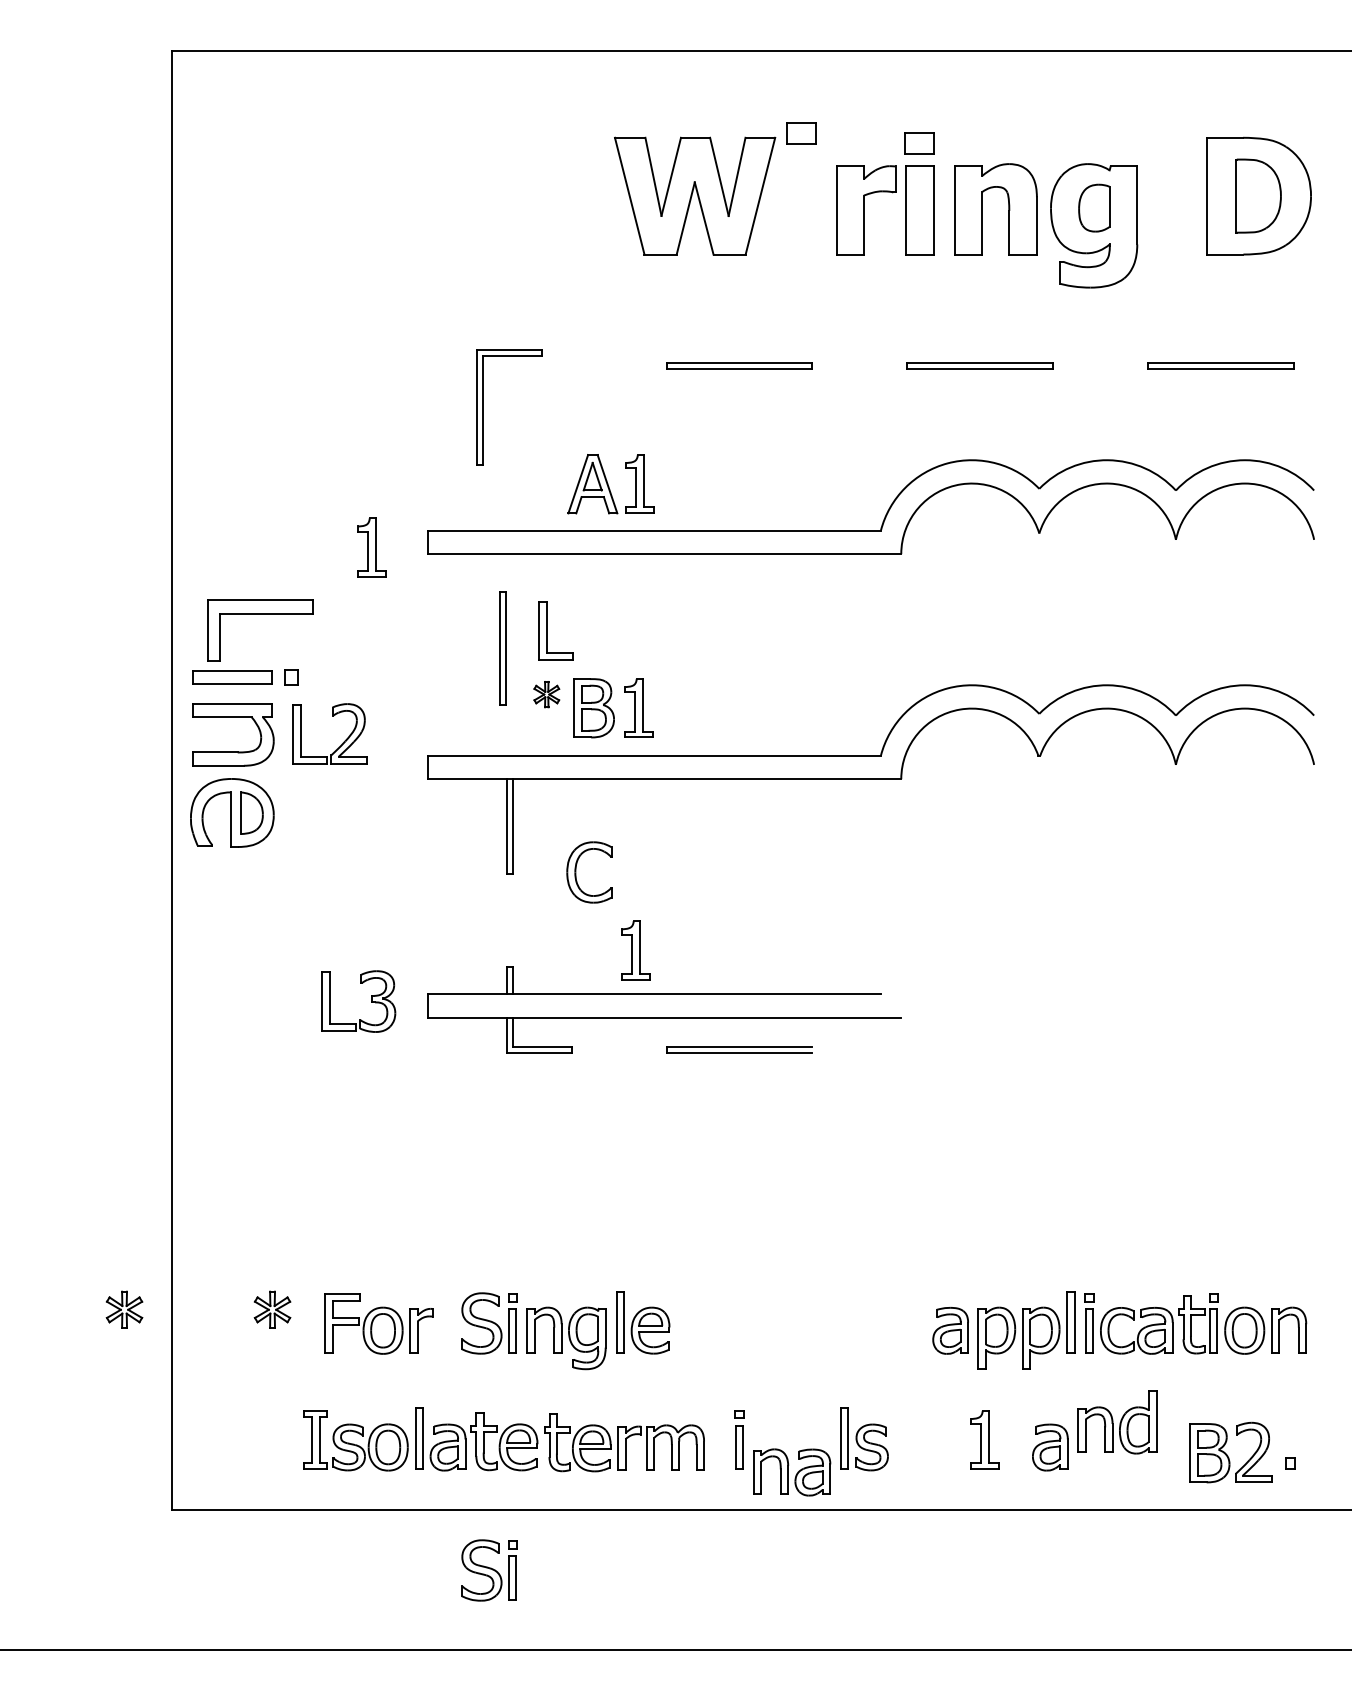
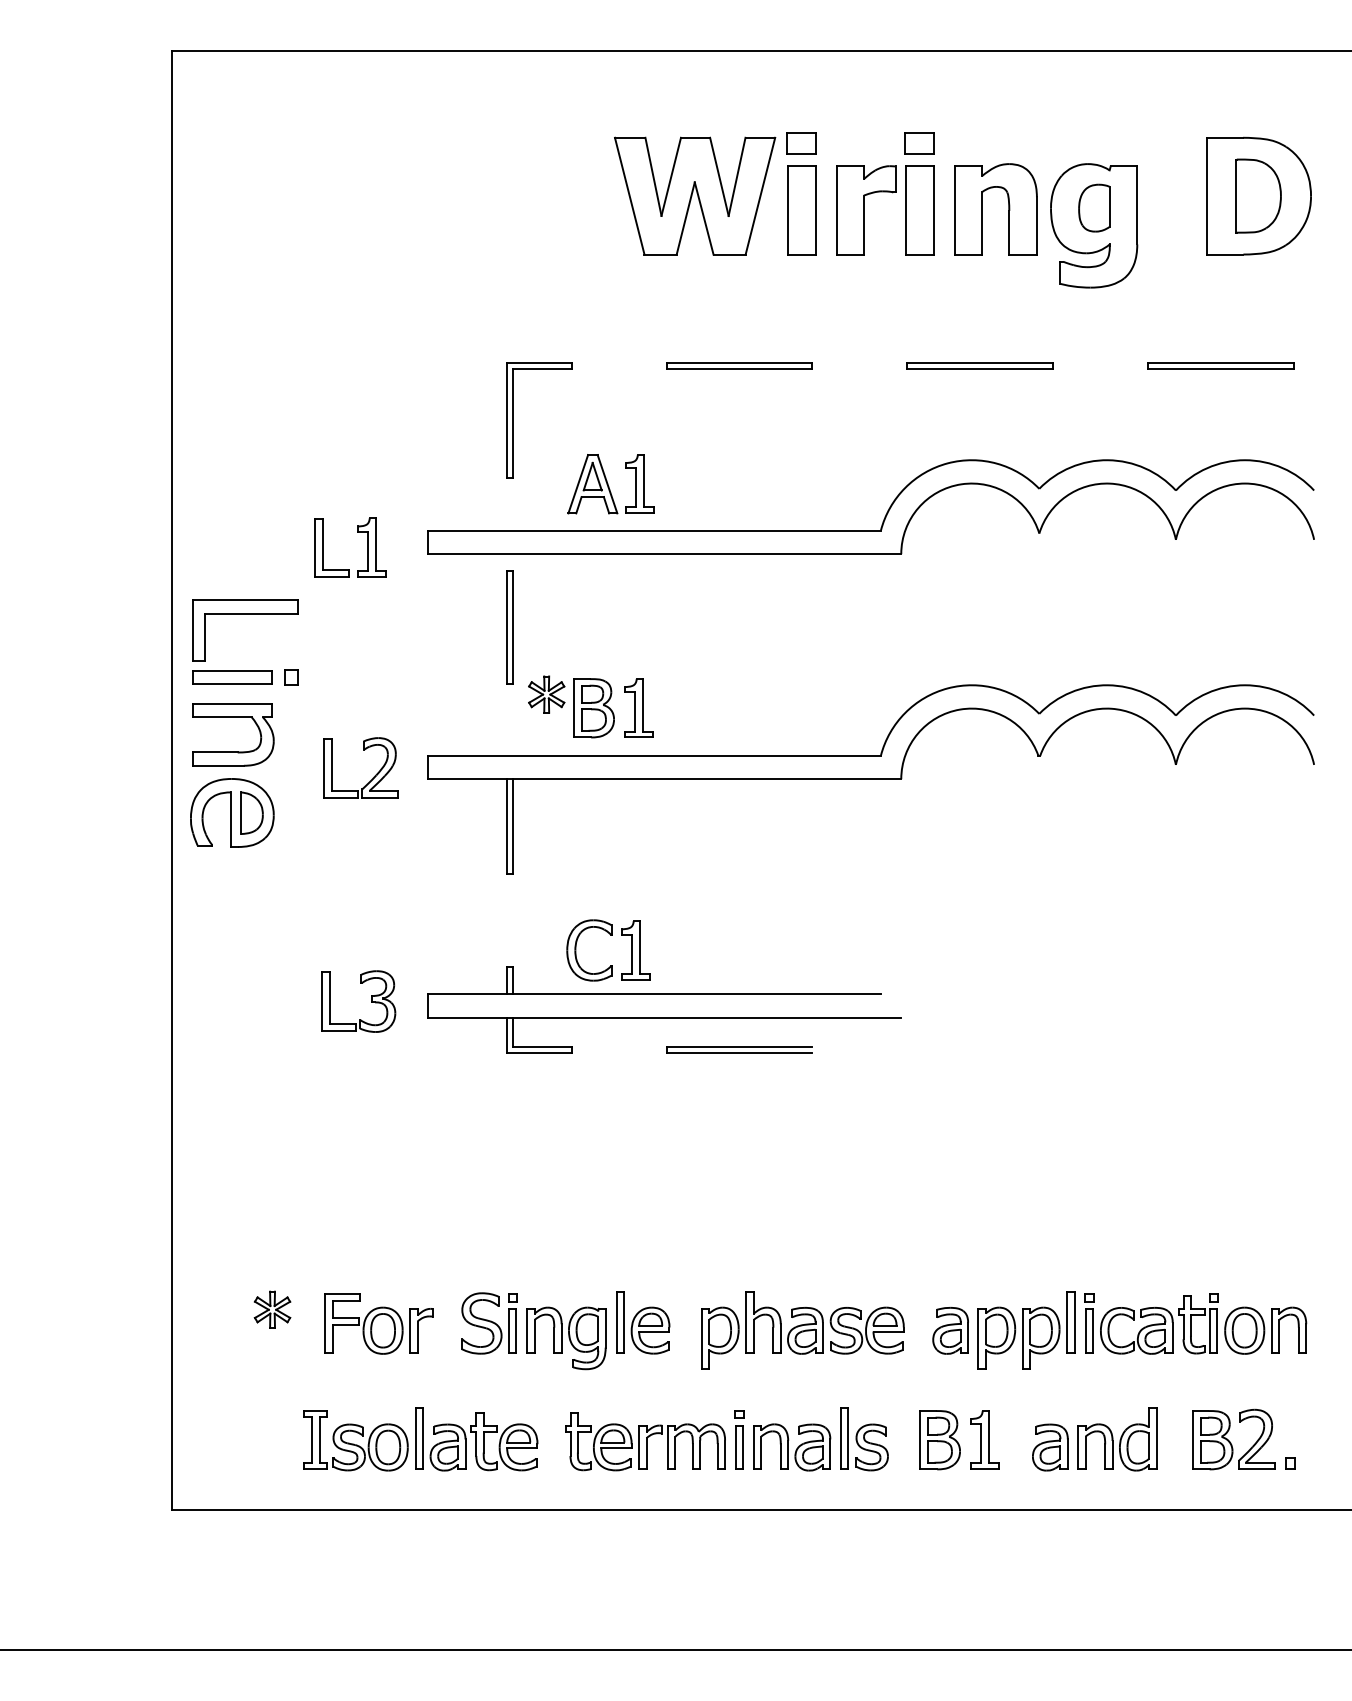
part position: (801, 133) -> (801, 143) (801, 143)
part: none -> present (801, 210)
part position: (483, 407) -> (513, 420) (513, 420)
part position: (260, 614) -> (245, 614) (245, 614)
part position: (547, 630) -> (323, 547) (323, 547)
part position: (502, 648) -> (509, 627) (509, 627)
part size: 28x28 px -> 38x39 px (546, 694)
part position: (342, 742) -> (373, 776) (373, 776)
part position: (576, 872) -> (576, 950) (576, 950)
part: present -> none (124, 1309)
part: none -> present (802, 1330)
part position: (1117, 1422) -> (1117, 1439) (1117, 1439)
part: none -> present (939, 1440)
part position: (624, 1442) -> (645, 1441) (645, 1441)
part position: (1230, 1452) -> (1233, 1439) (1233, 1439)
part position: (792, 1472) -> (792, 1447) (792, 1447)
part: present -> none (489, 1570)
